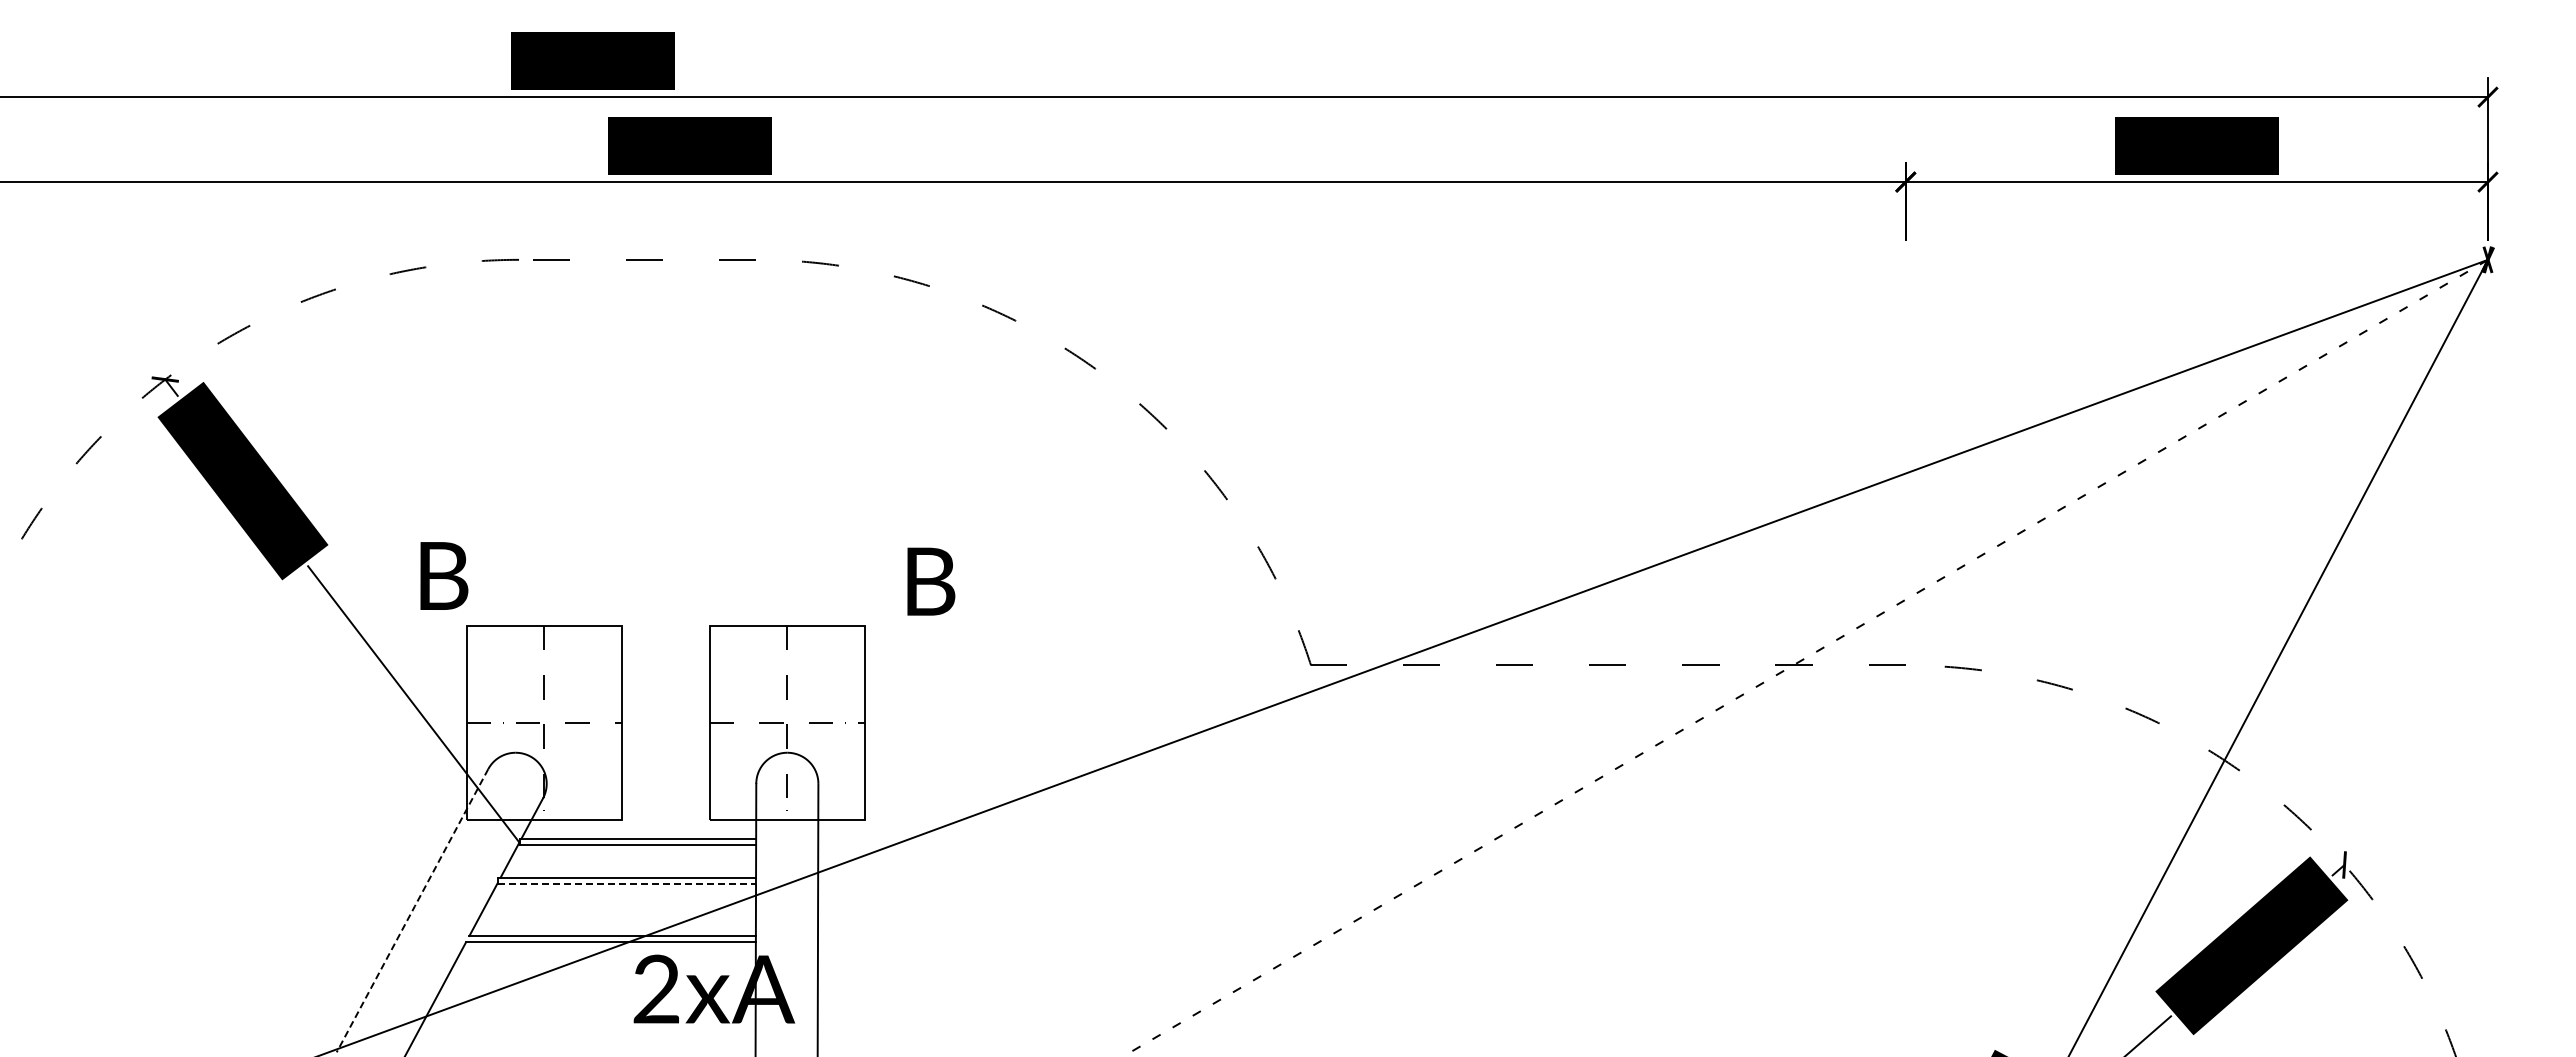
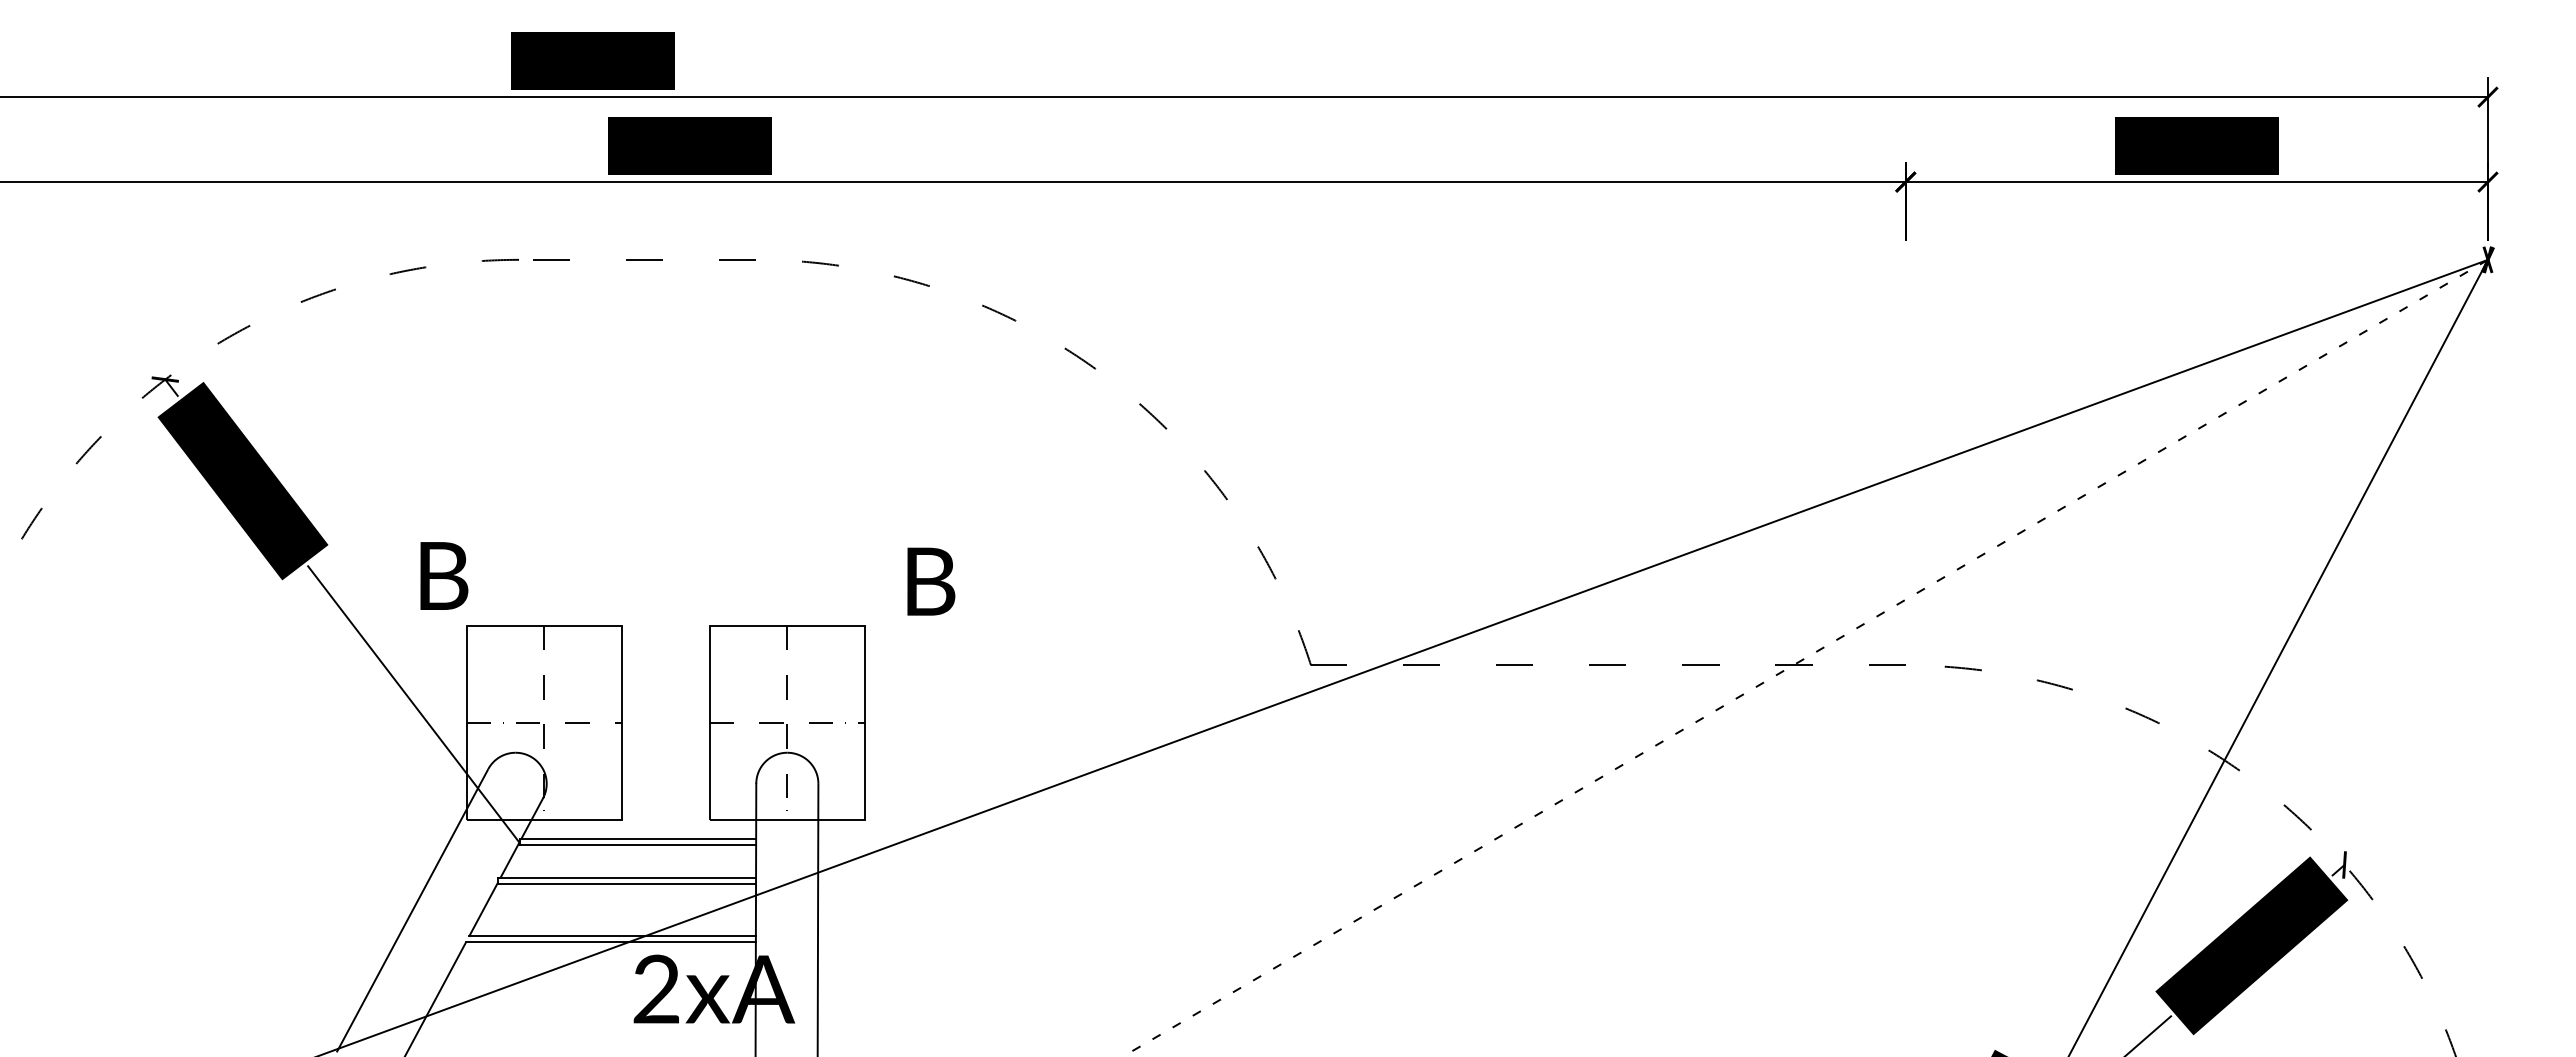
line: dashed -> solid (627, 883)
line: dashed -> solid (412, 910)
